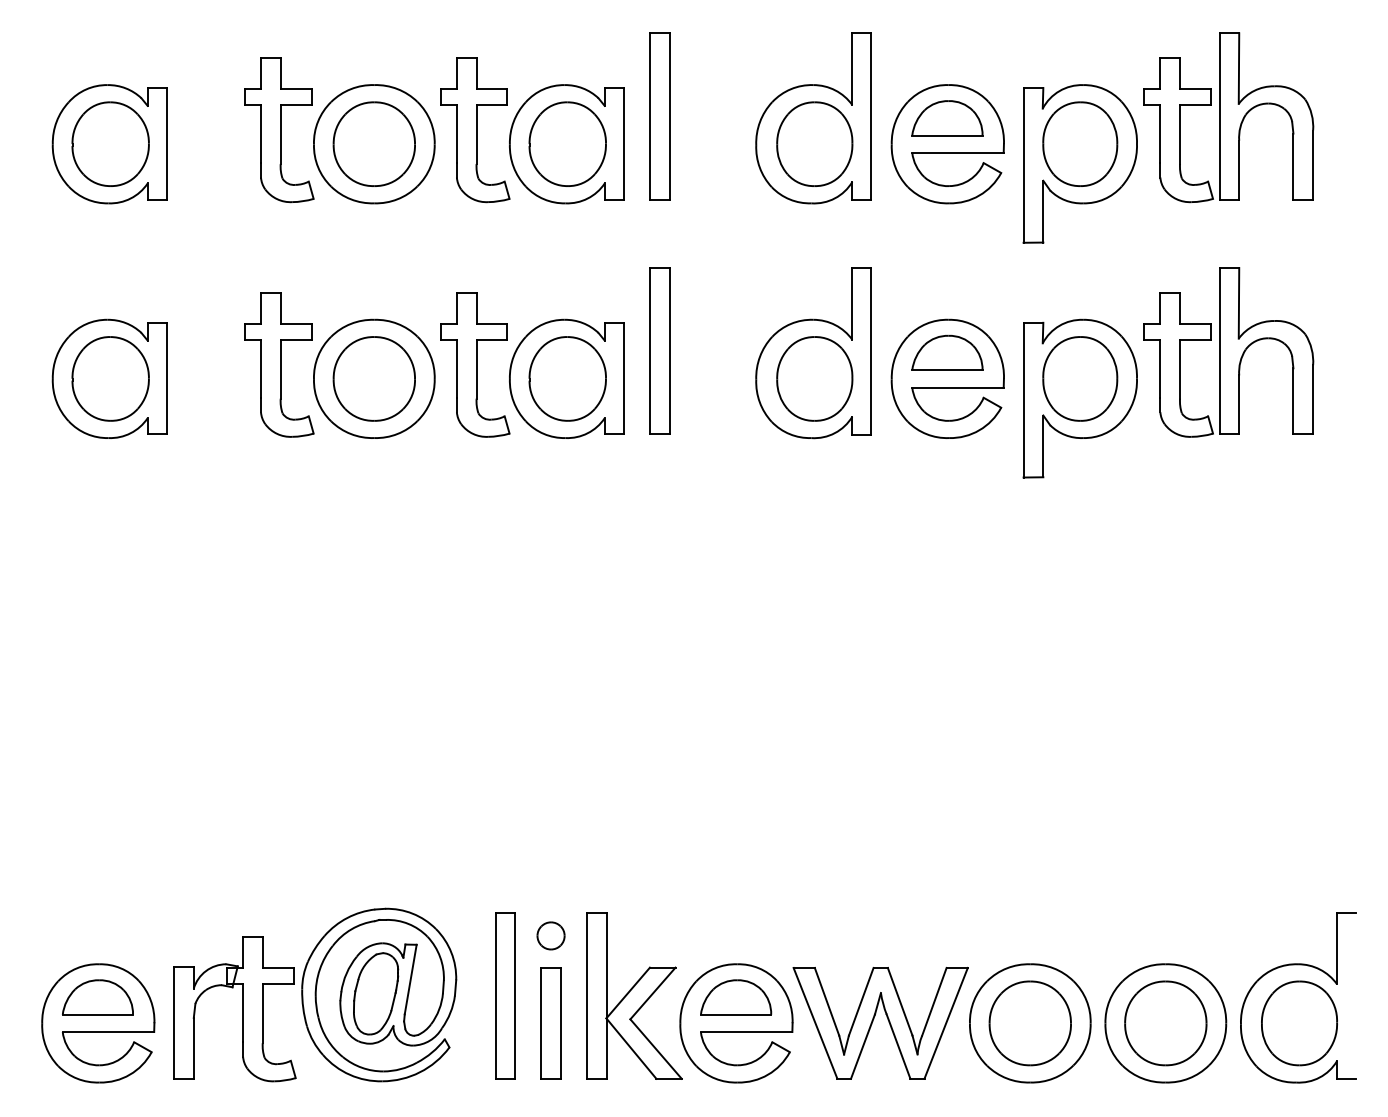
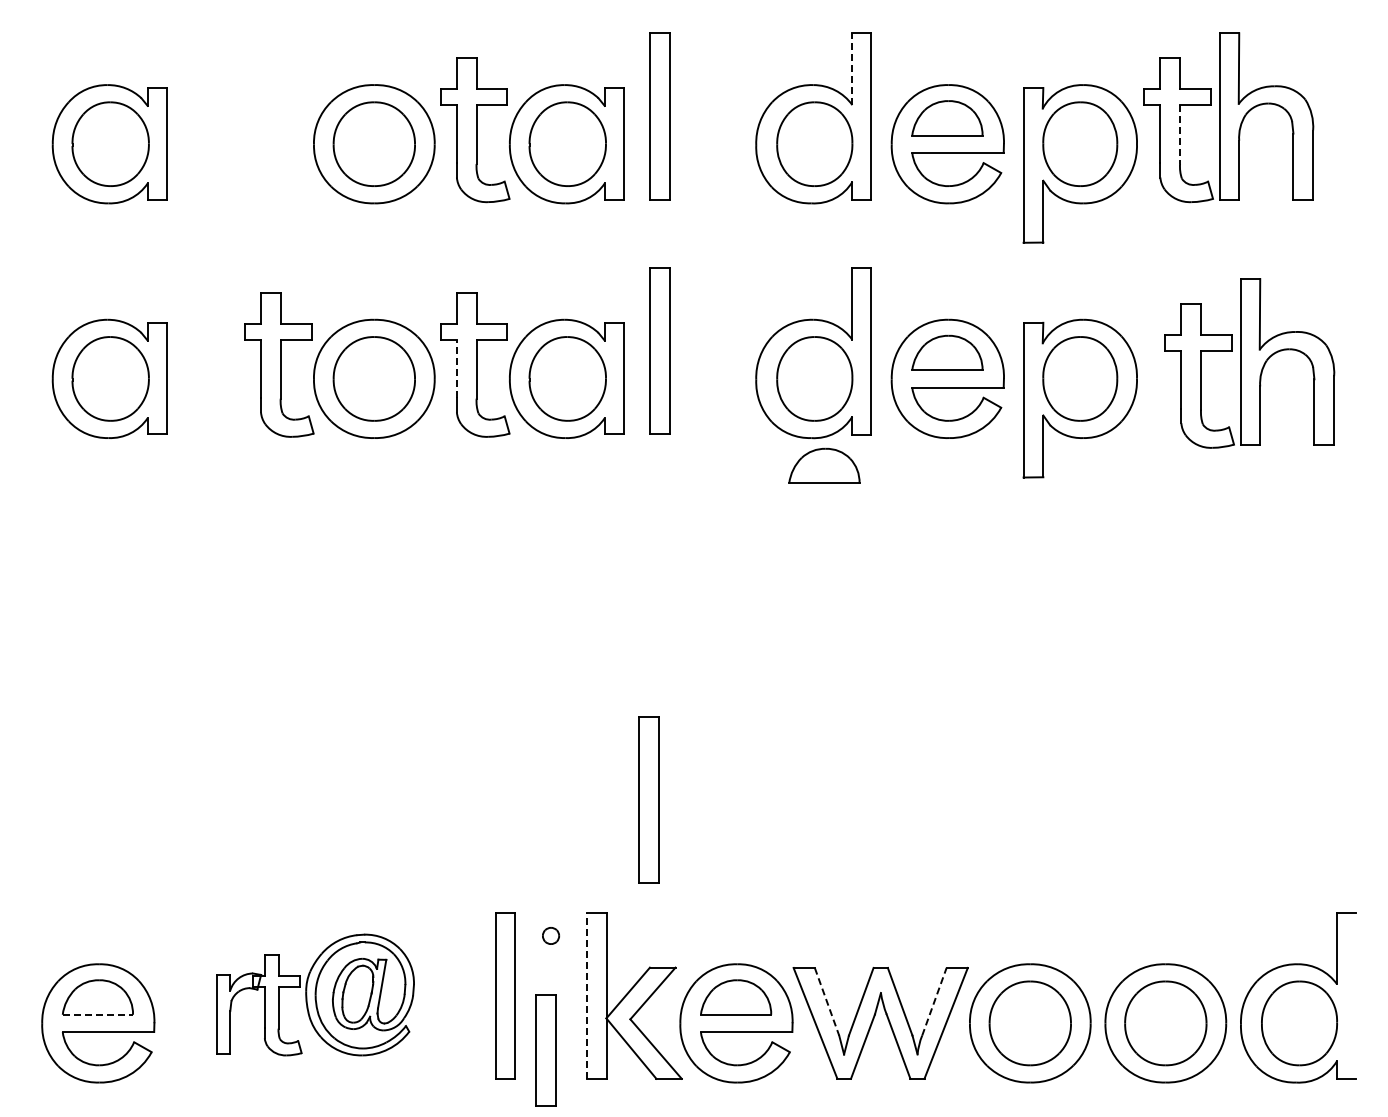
line: solid -> dashed (852, 69)
part: present -> none (279, 130)
line: solid -> dashed (1180, 134)
part position: (1228, 352) -> (1249, 363) (1249, 363)
line: solid -> dashed (456, 368)
part: none -> present (824, 465)
part: none -> present (648, 799)
part size: 30x30 px -> 18x18 px (550, 935)
part size: 285x176 px -> 199x124 px (315, 994)
line: solid -> dashed (586, 995)
line: solid -> dashed (827, 1001)
line: solid -> dashed (934, 1001)
line: solid -> dashed (98, 1014)
part position: (550, 1023) -> (545, 1050) (545, 1050)
